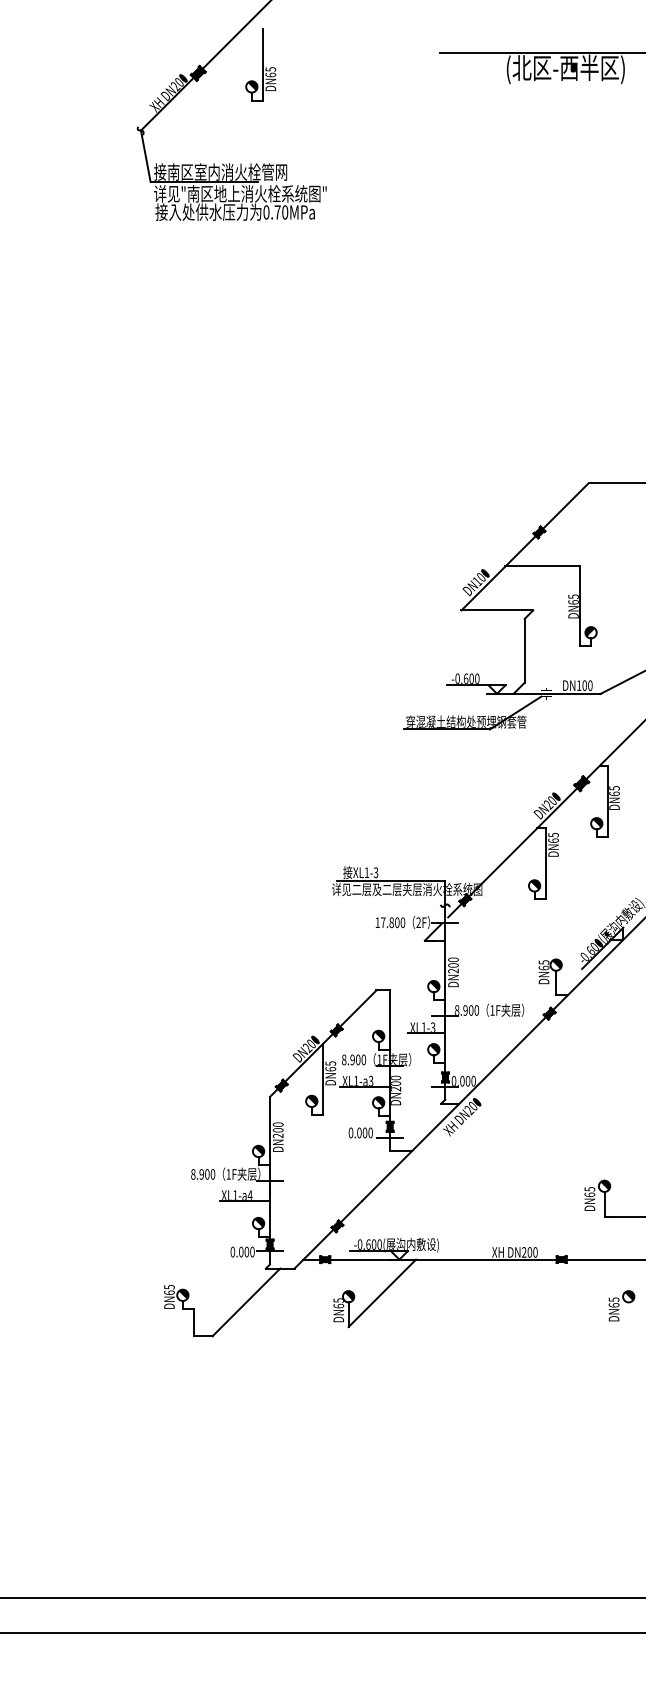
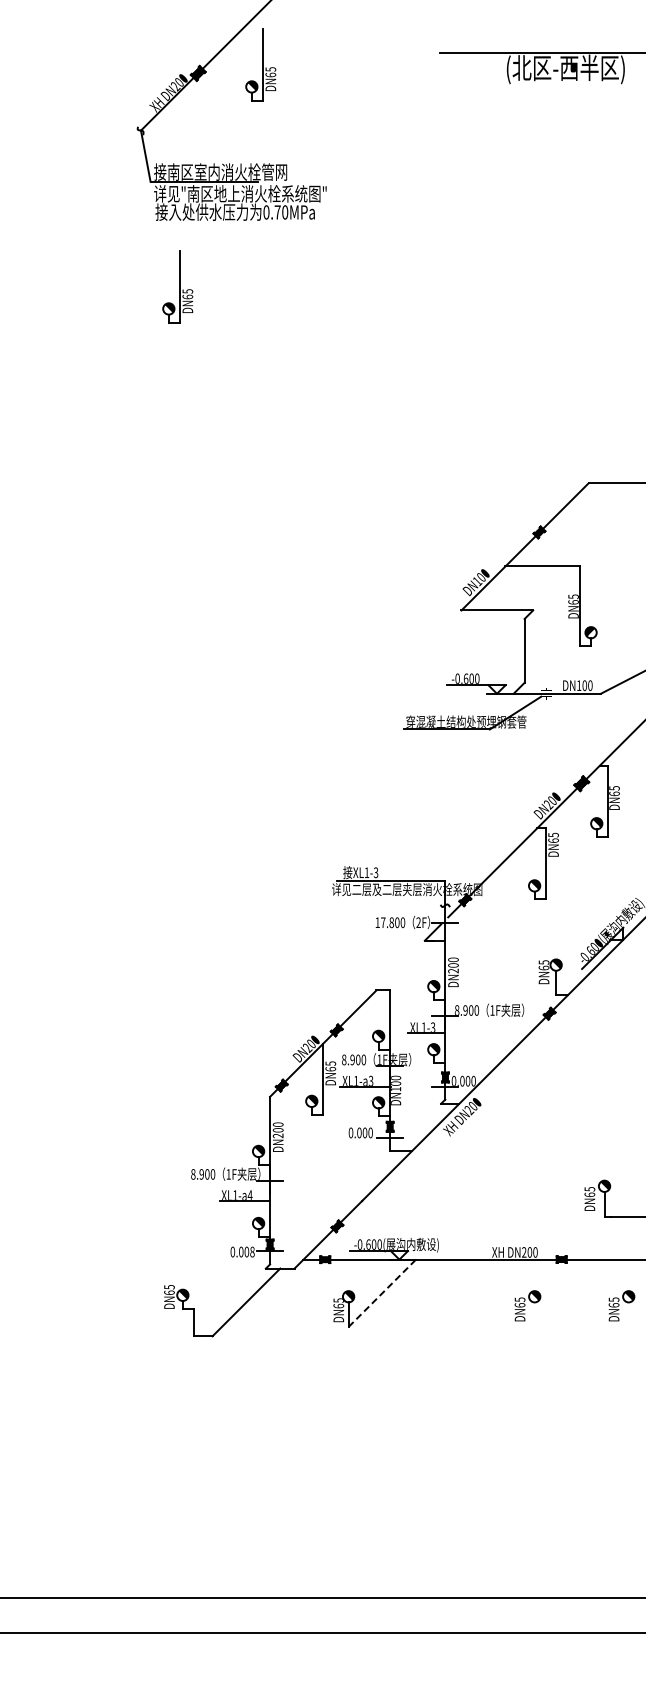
part: none -> present (177, 286)
text: DN200 -> DN100 (395, 1089)
text: 0.000 -> 0.008 (252, 1252)
line: solid -> dashed (382, 1293)
part: none -> present (527, 1305)
